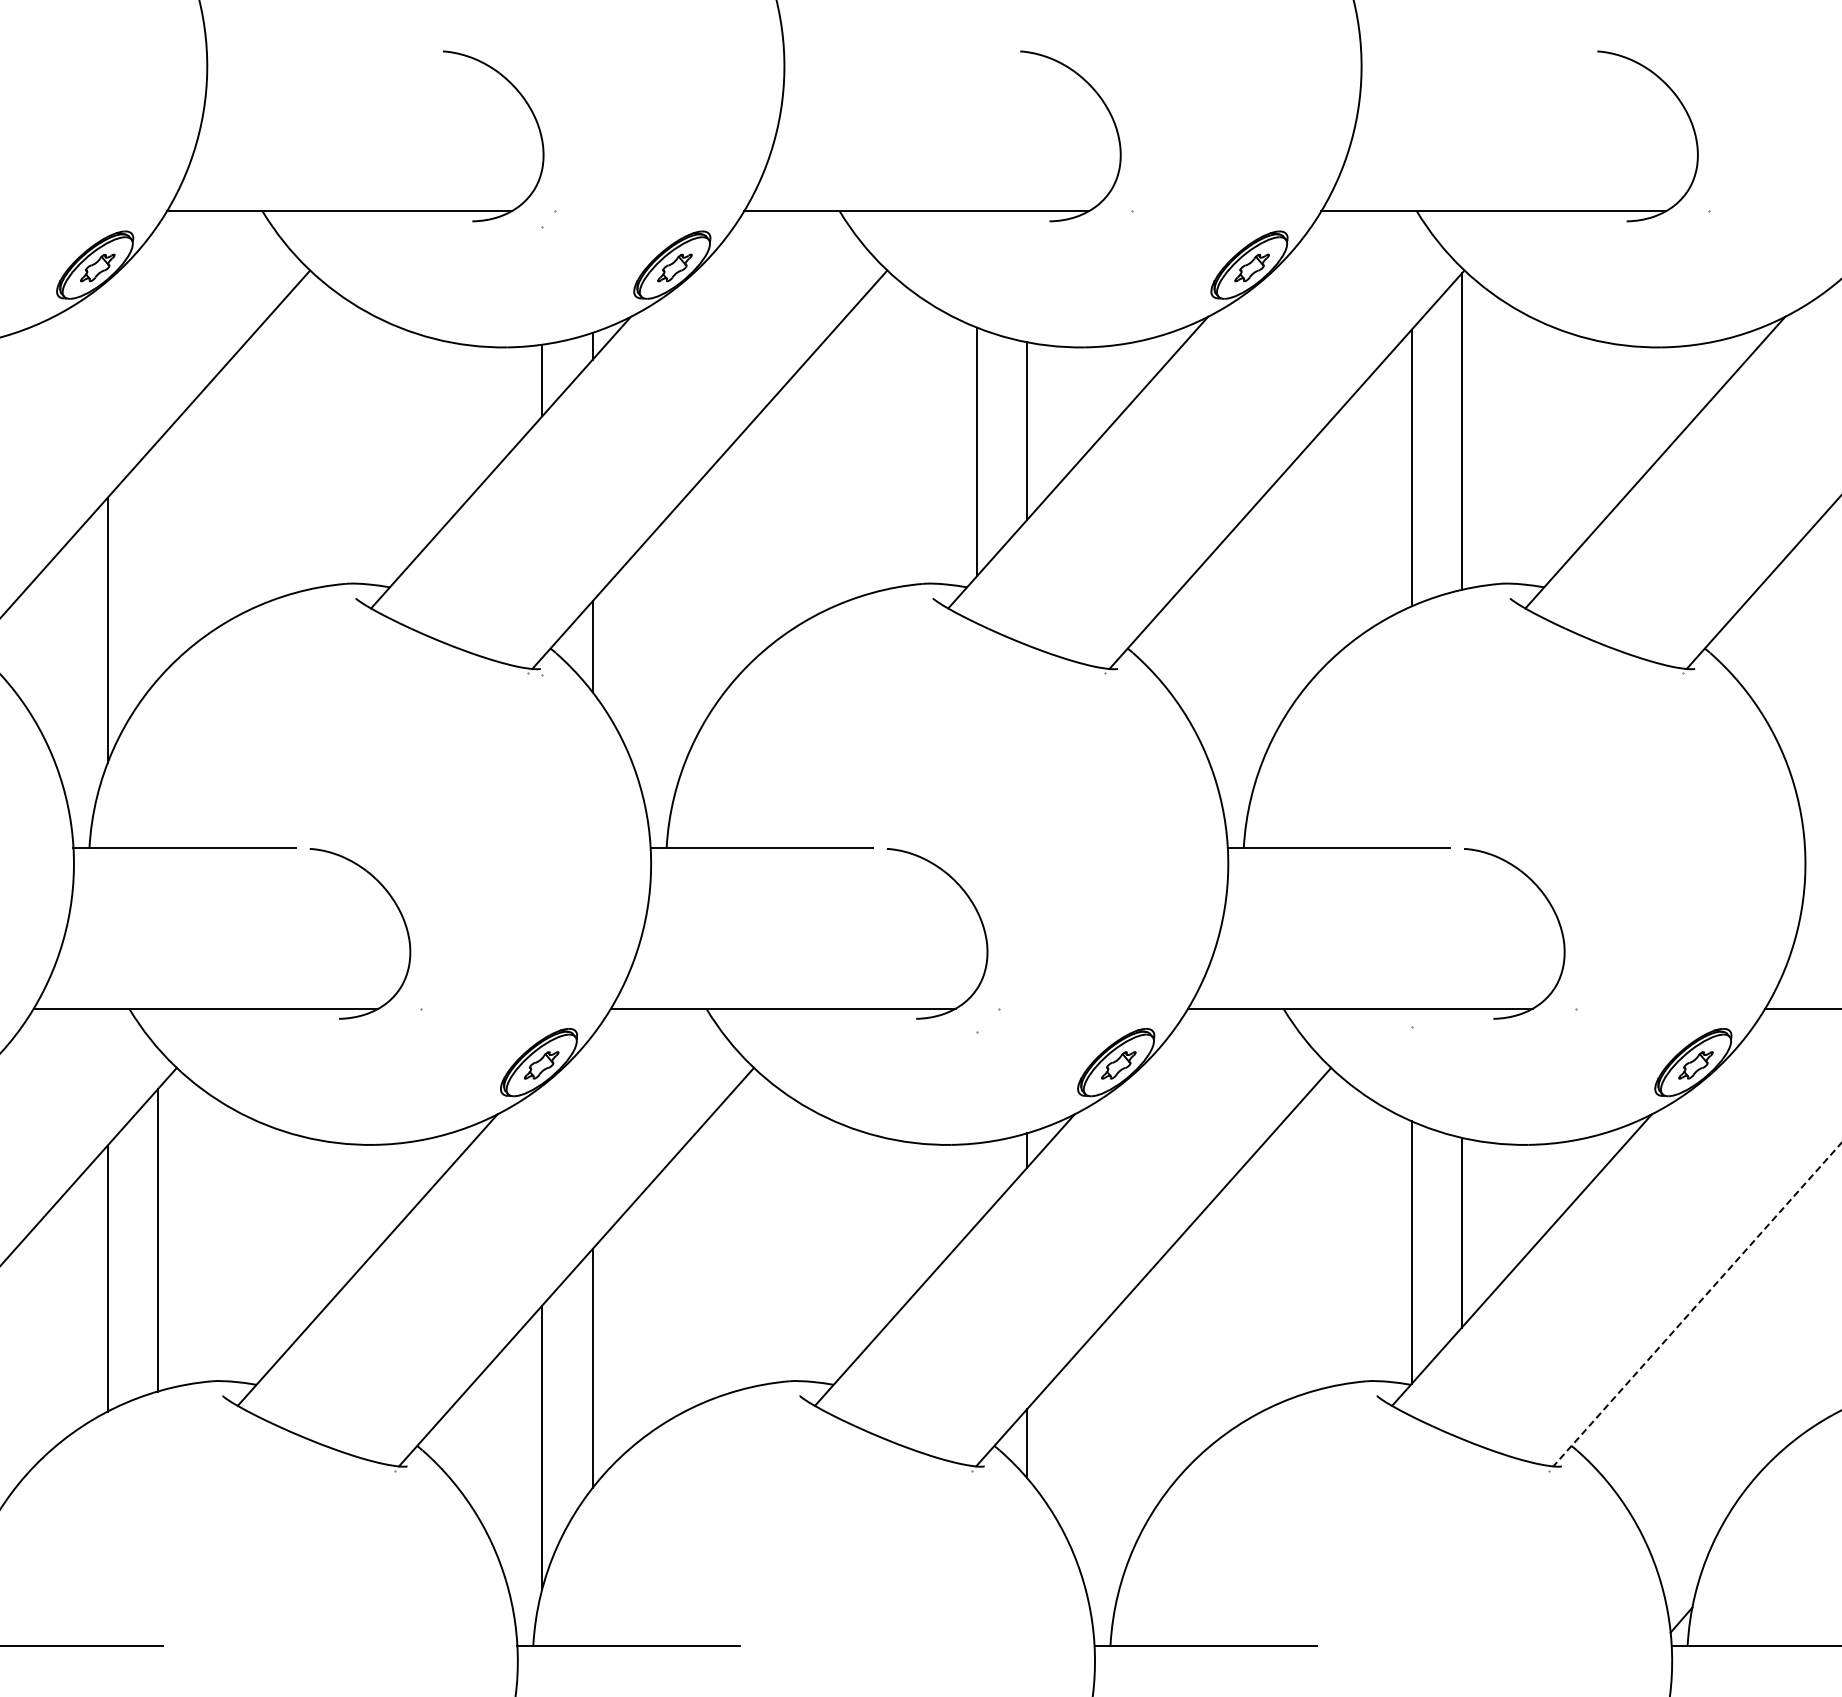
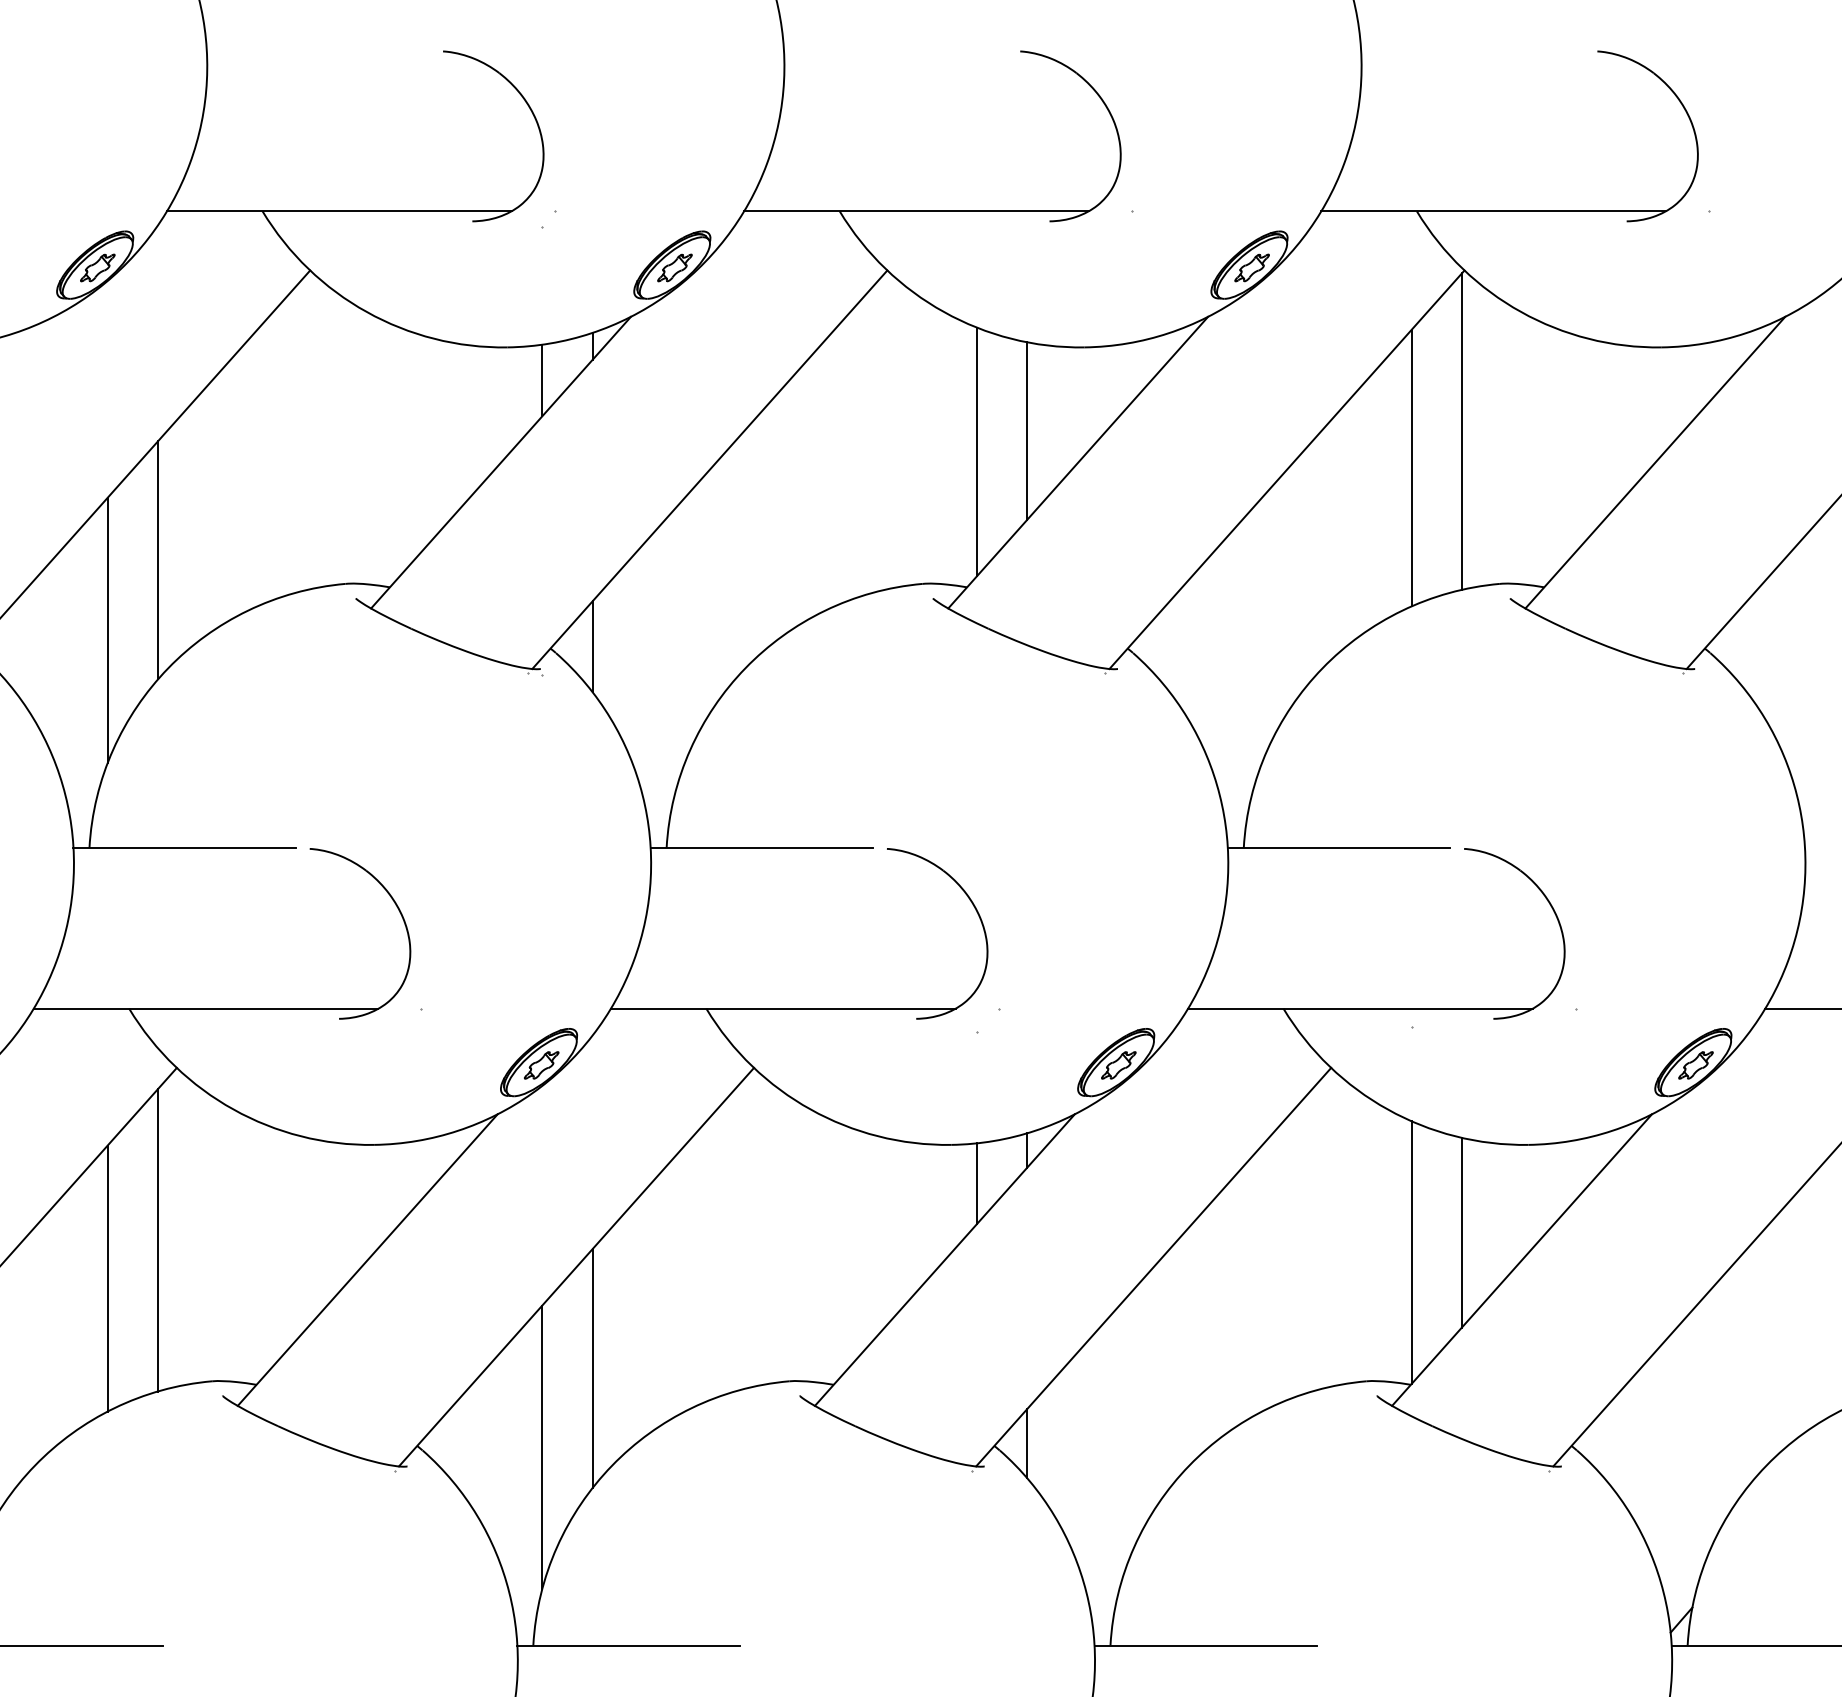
line: none -> present (157, 560)
line: none -> present (977, 1183)
line: dashed -> solid (1697, 1304)
